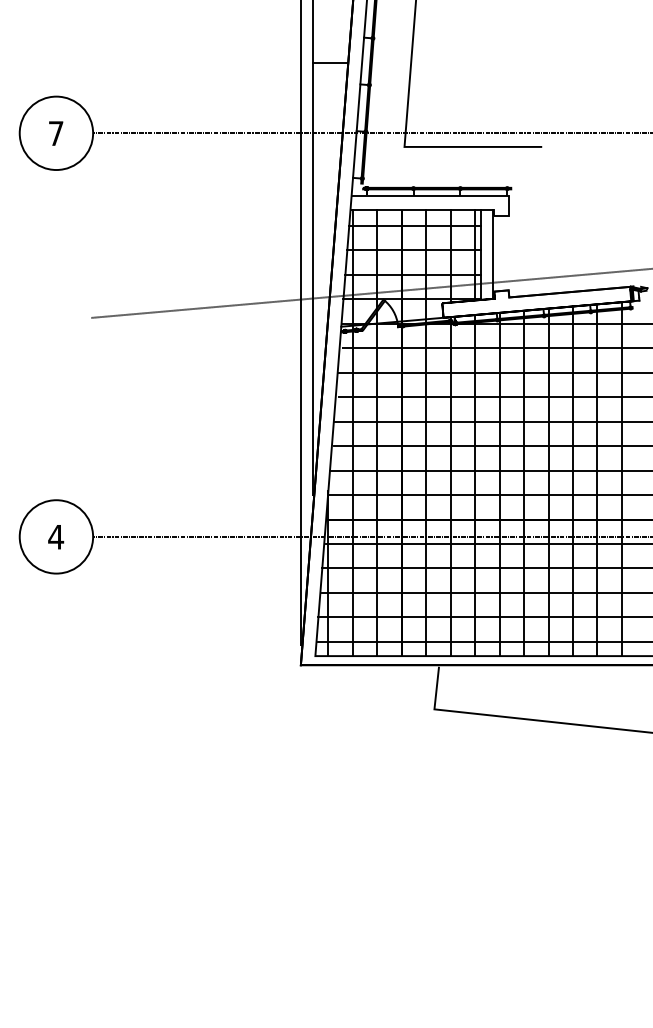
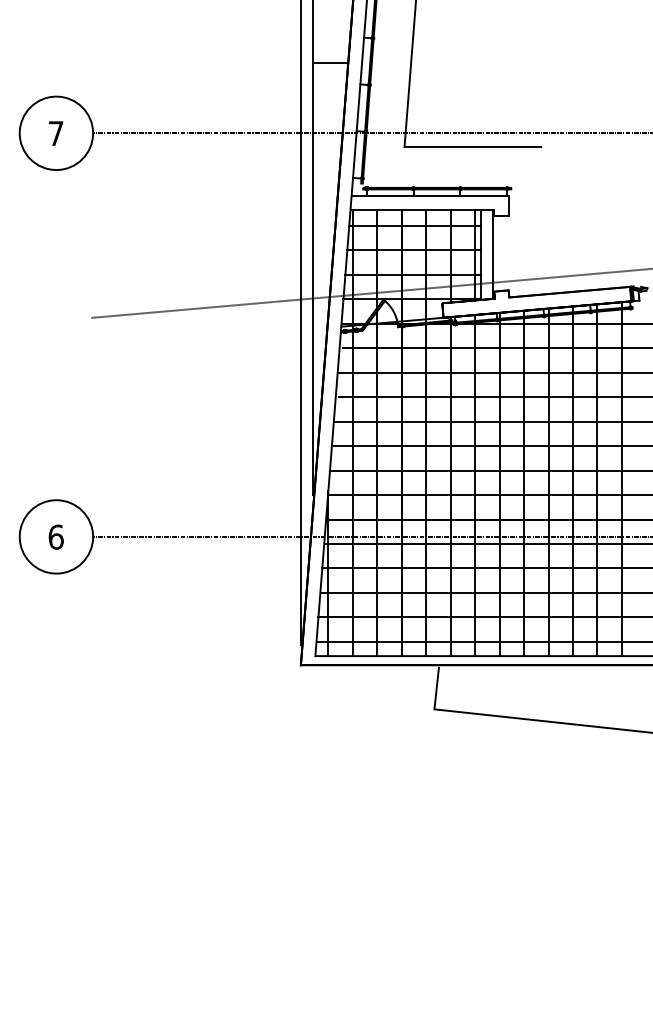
text: 4 -> 6 (56, 536)
